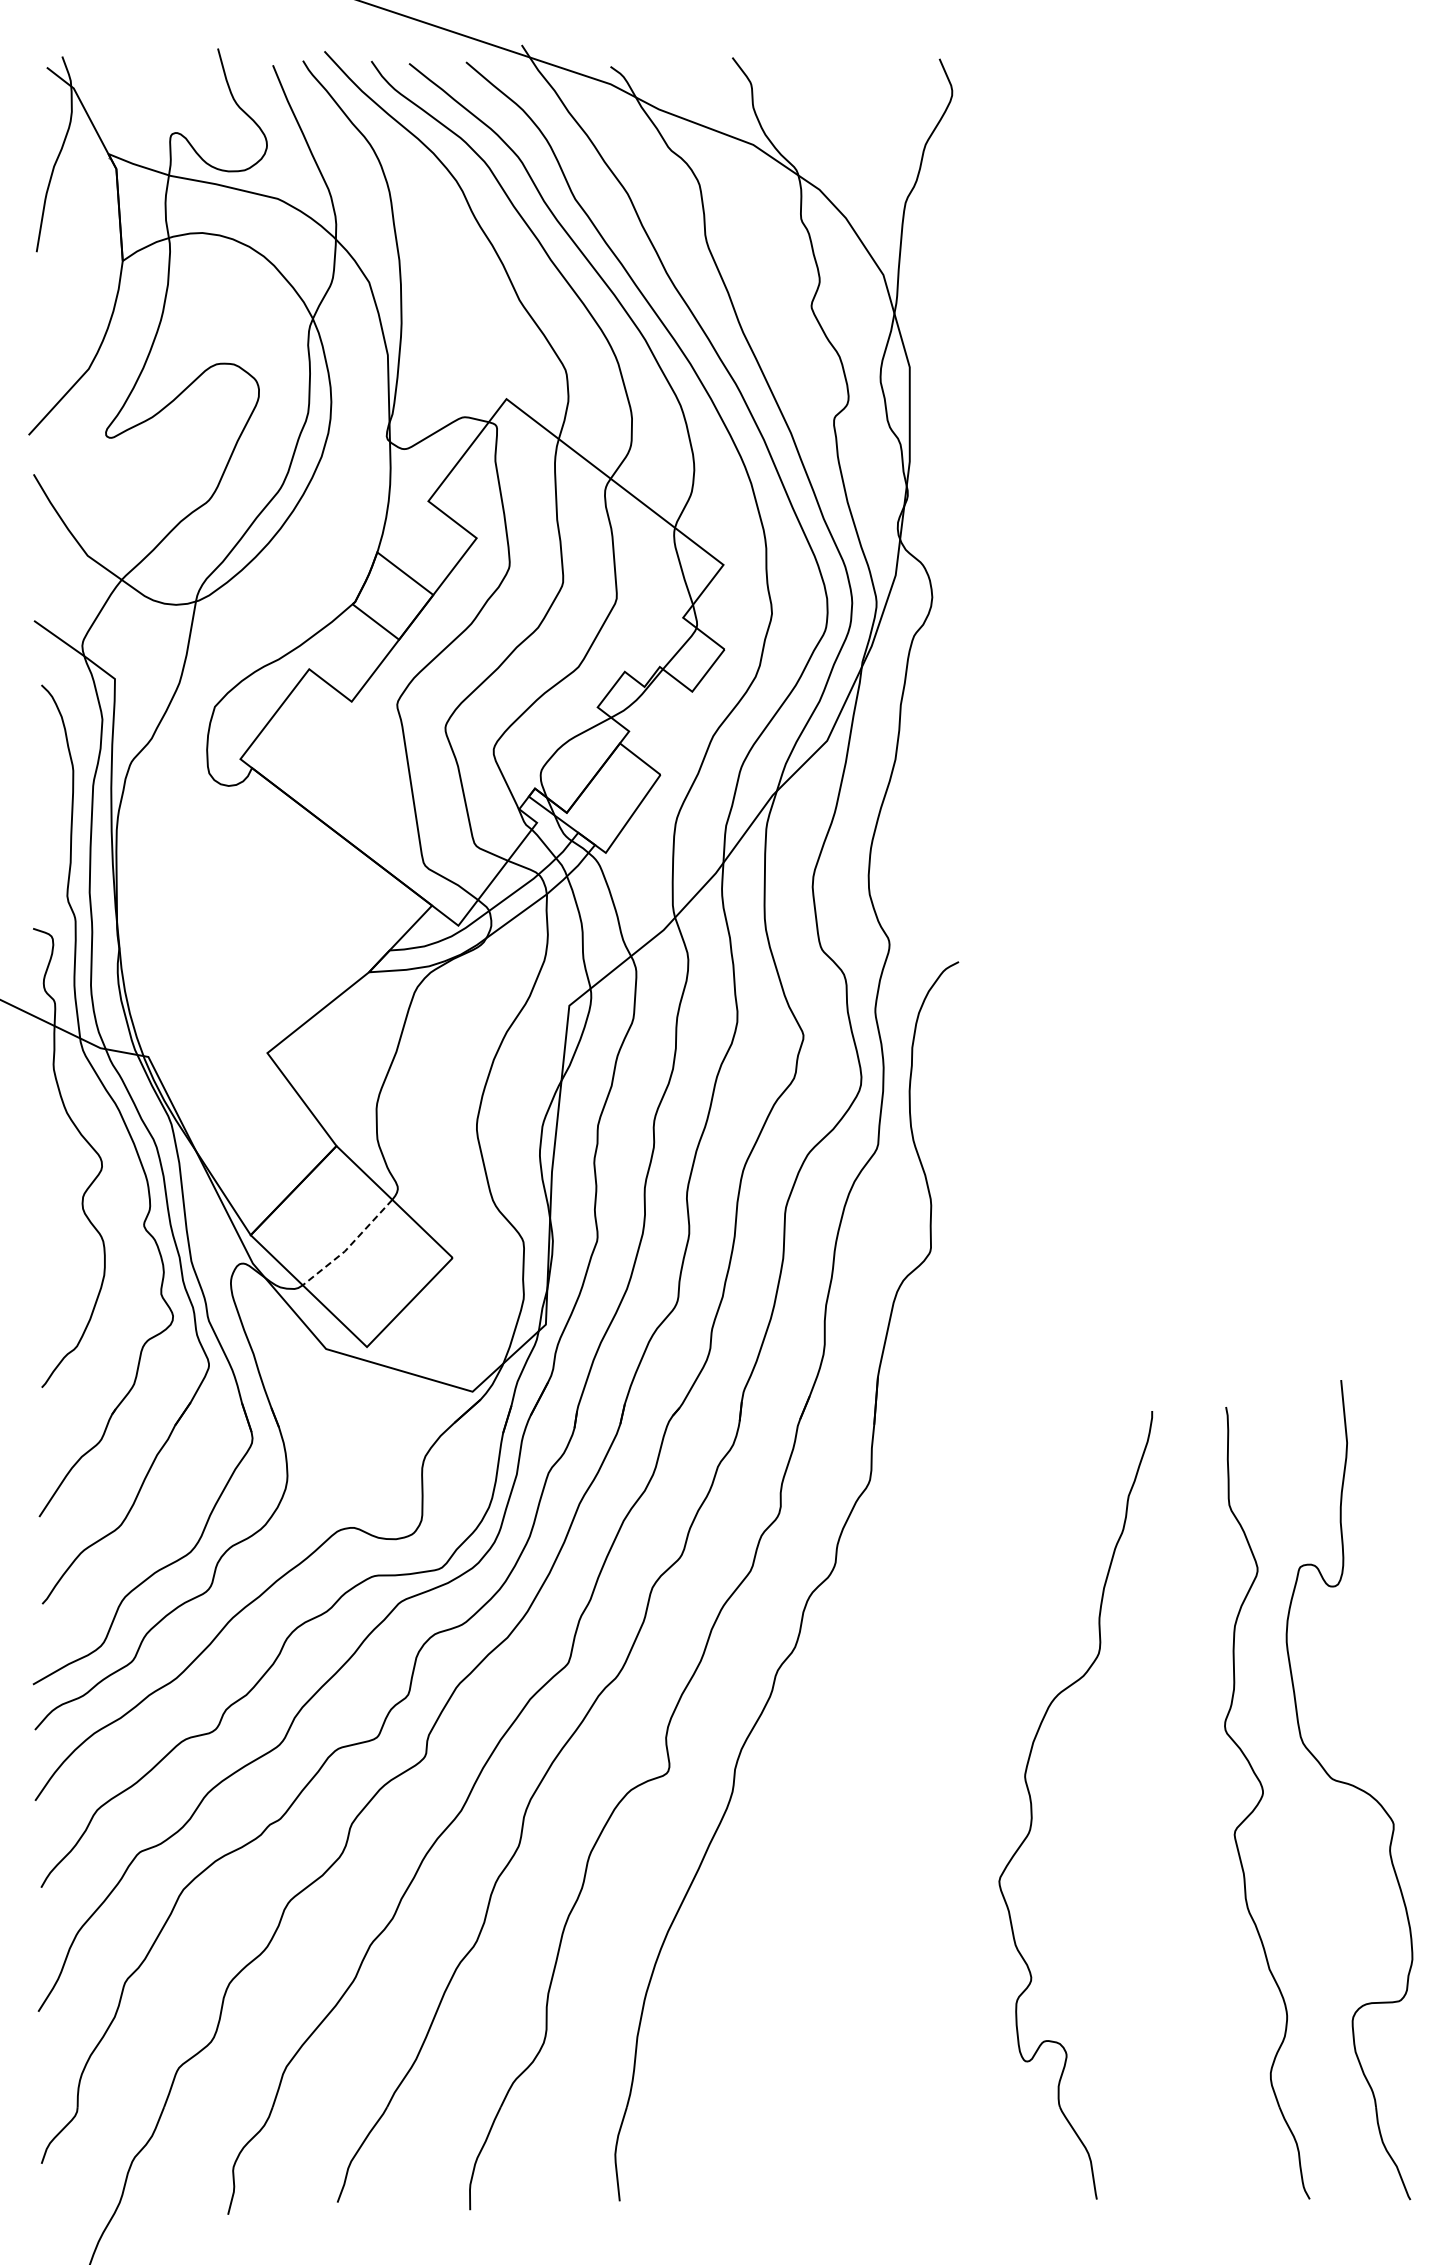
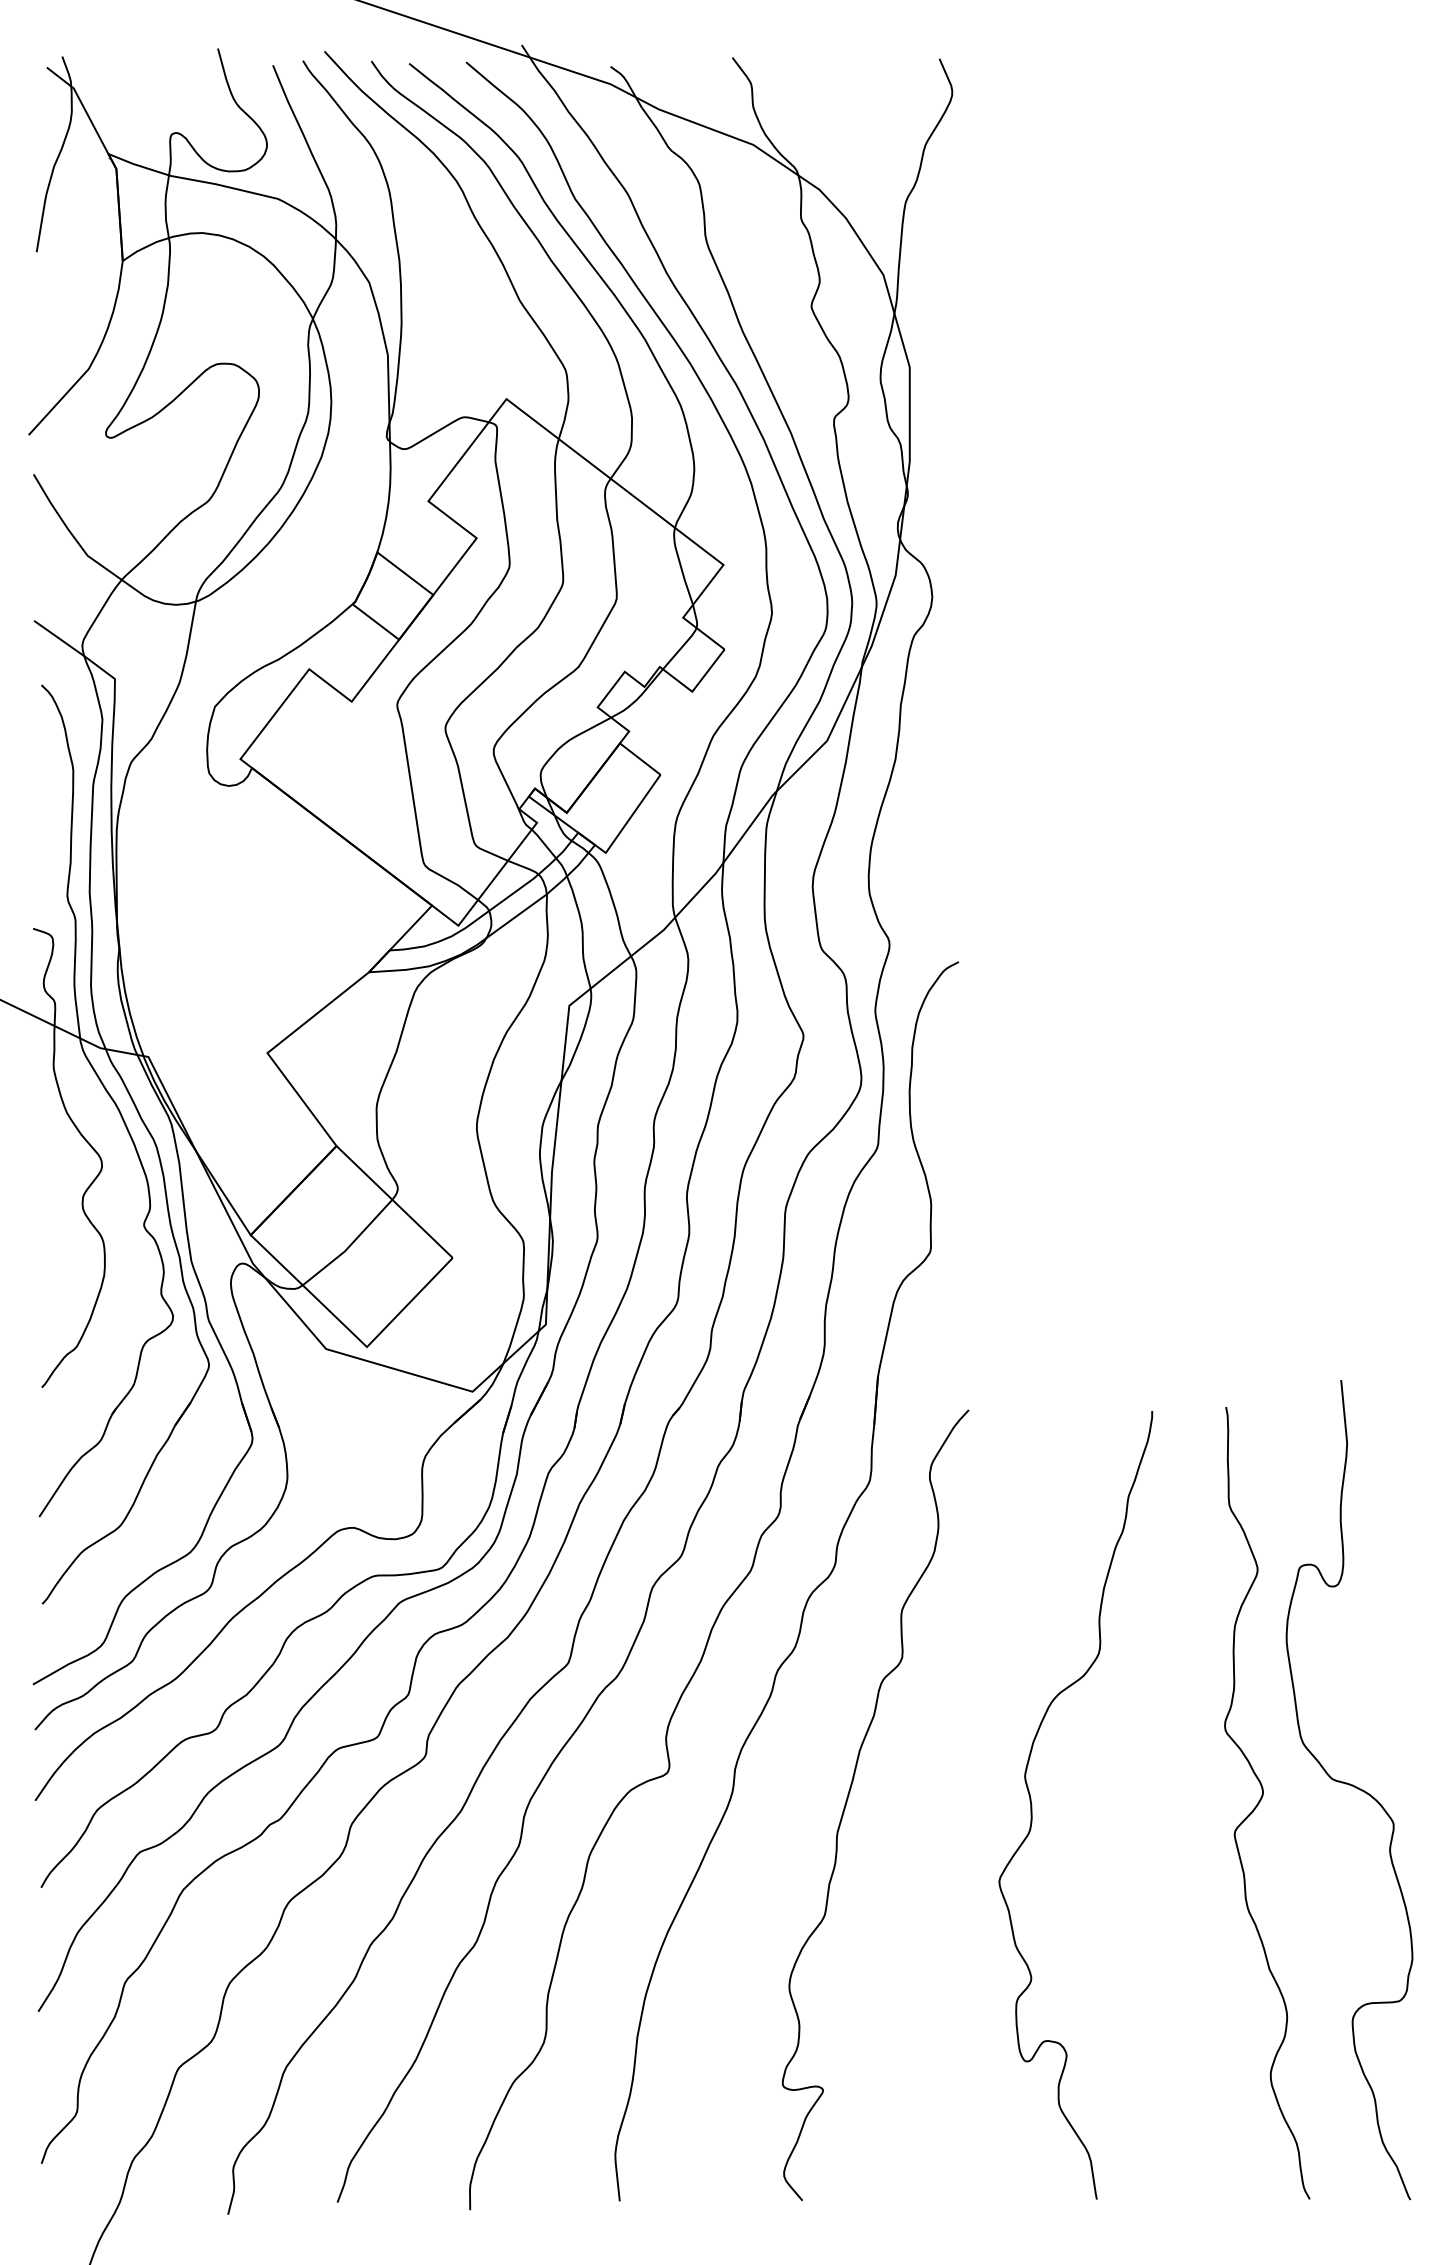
line: dashed -> solid (349, 1246)
part: none -> present (848, 1799)
